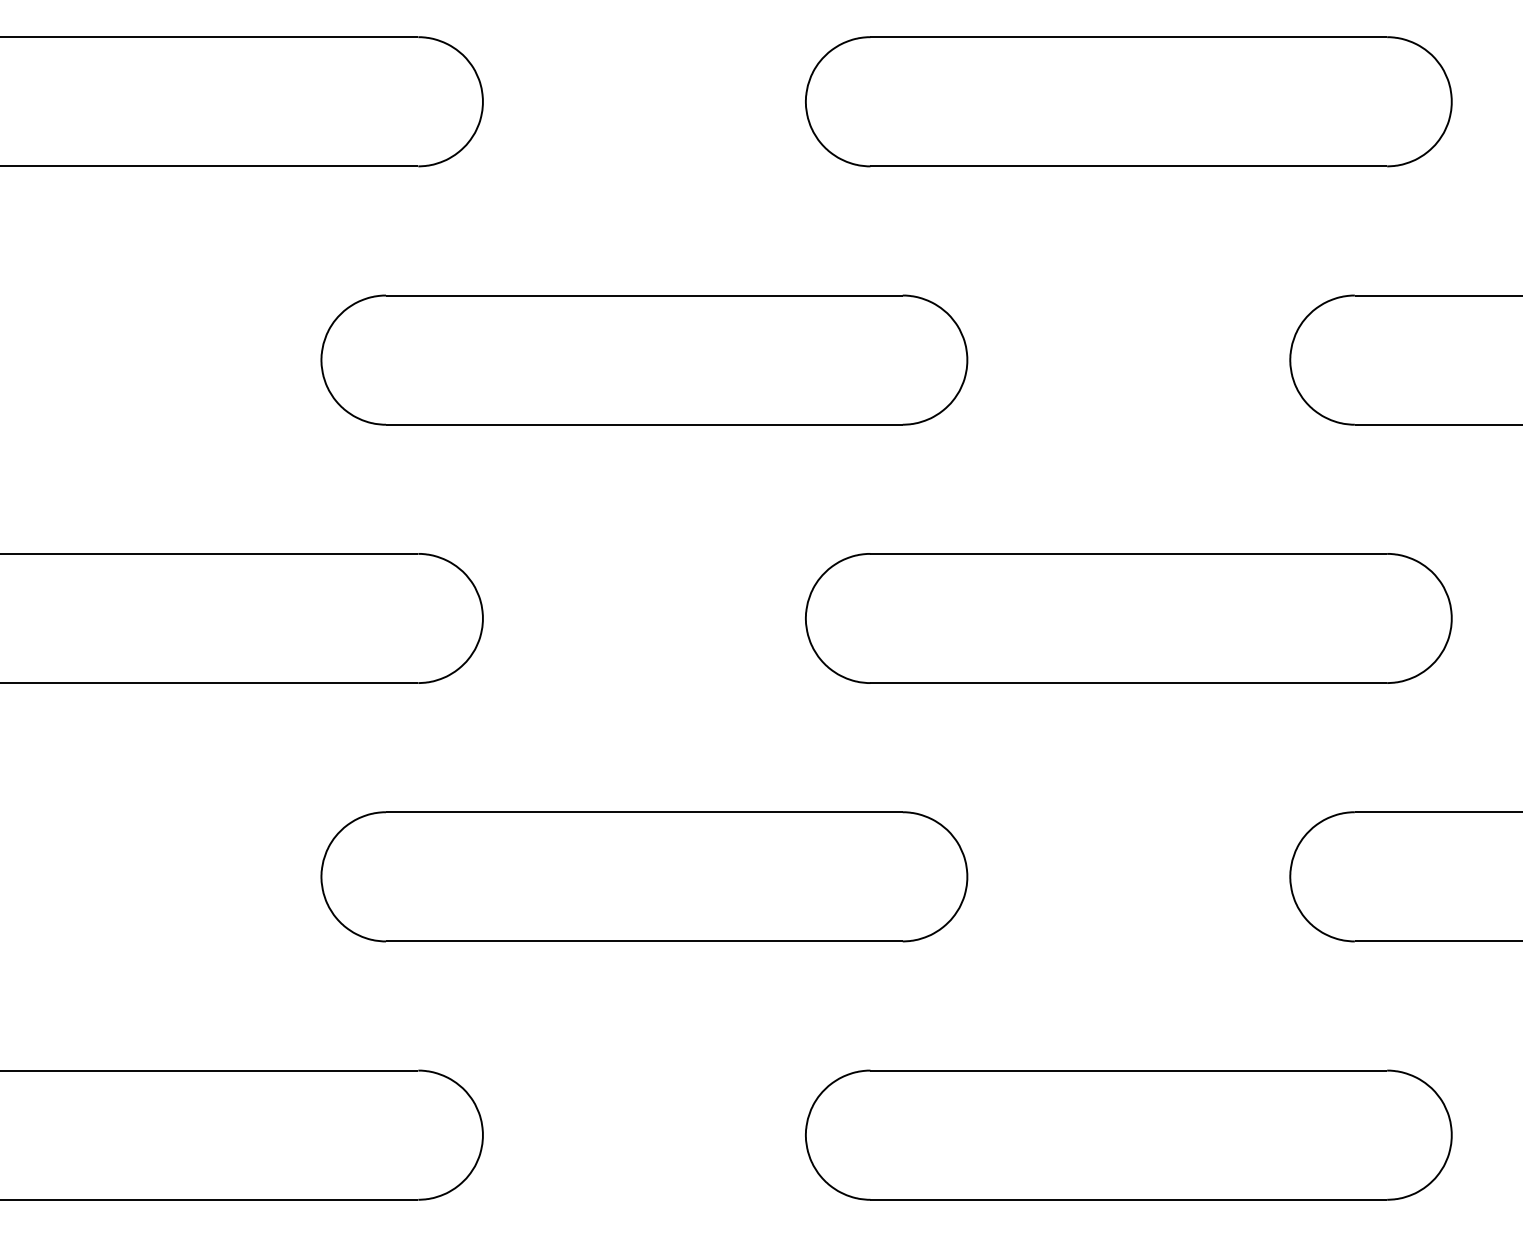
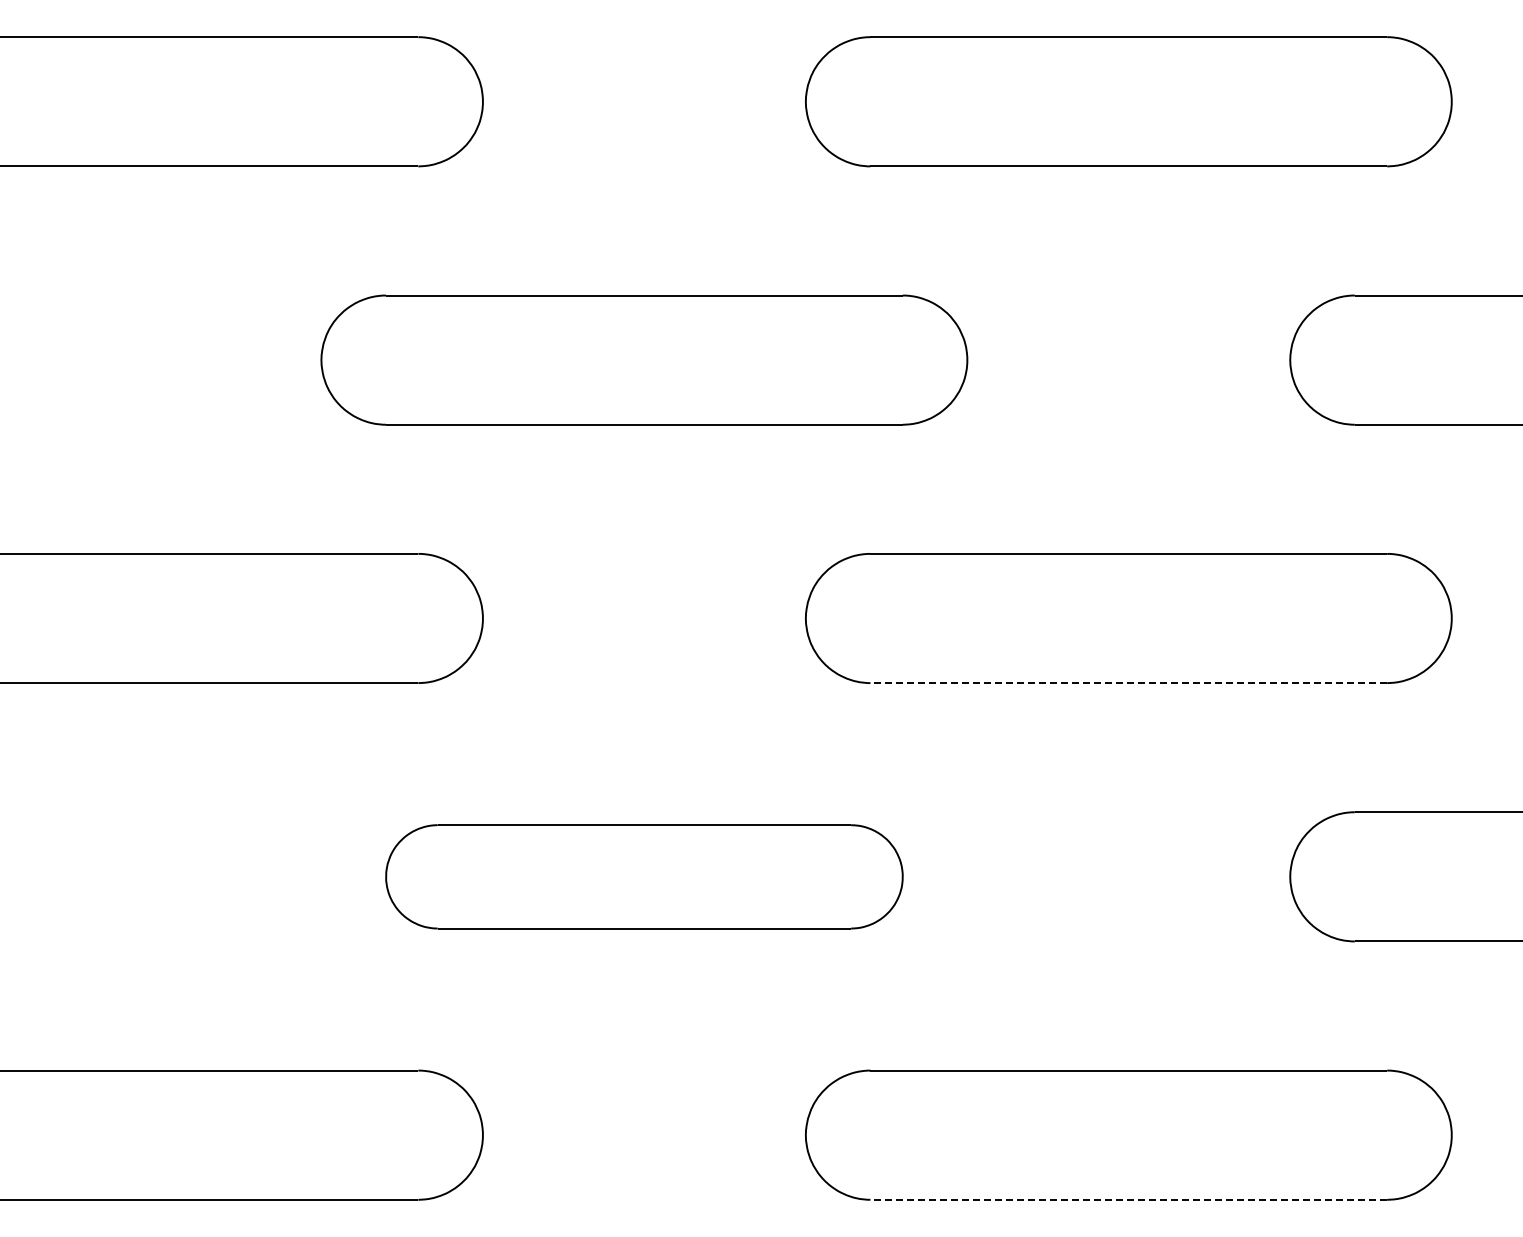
line: solid -> dashed (1128, 683)
part size: 649x132 px -> 519x106 px (644, 876)
line: solid -> dashed (1128, 1199)
